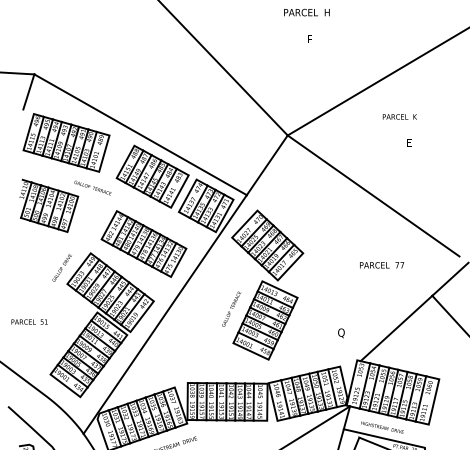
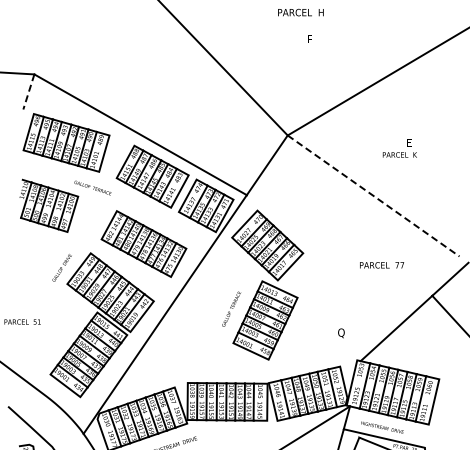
text position: (306, 12) -> (300, 12) (300, 12)
line: solid -> dashed (28, 92)
text position: (399, 116) -> (399, 154) (399, 154)
line: solid -> dashed (374, 196)
text position: (29, 321) -> (22, 321) (22, 321)
